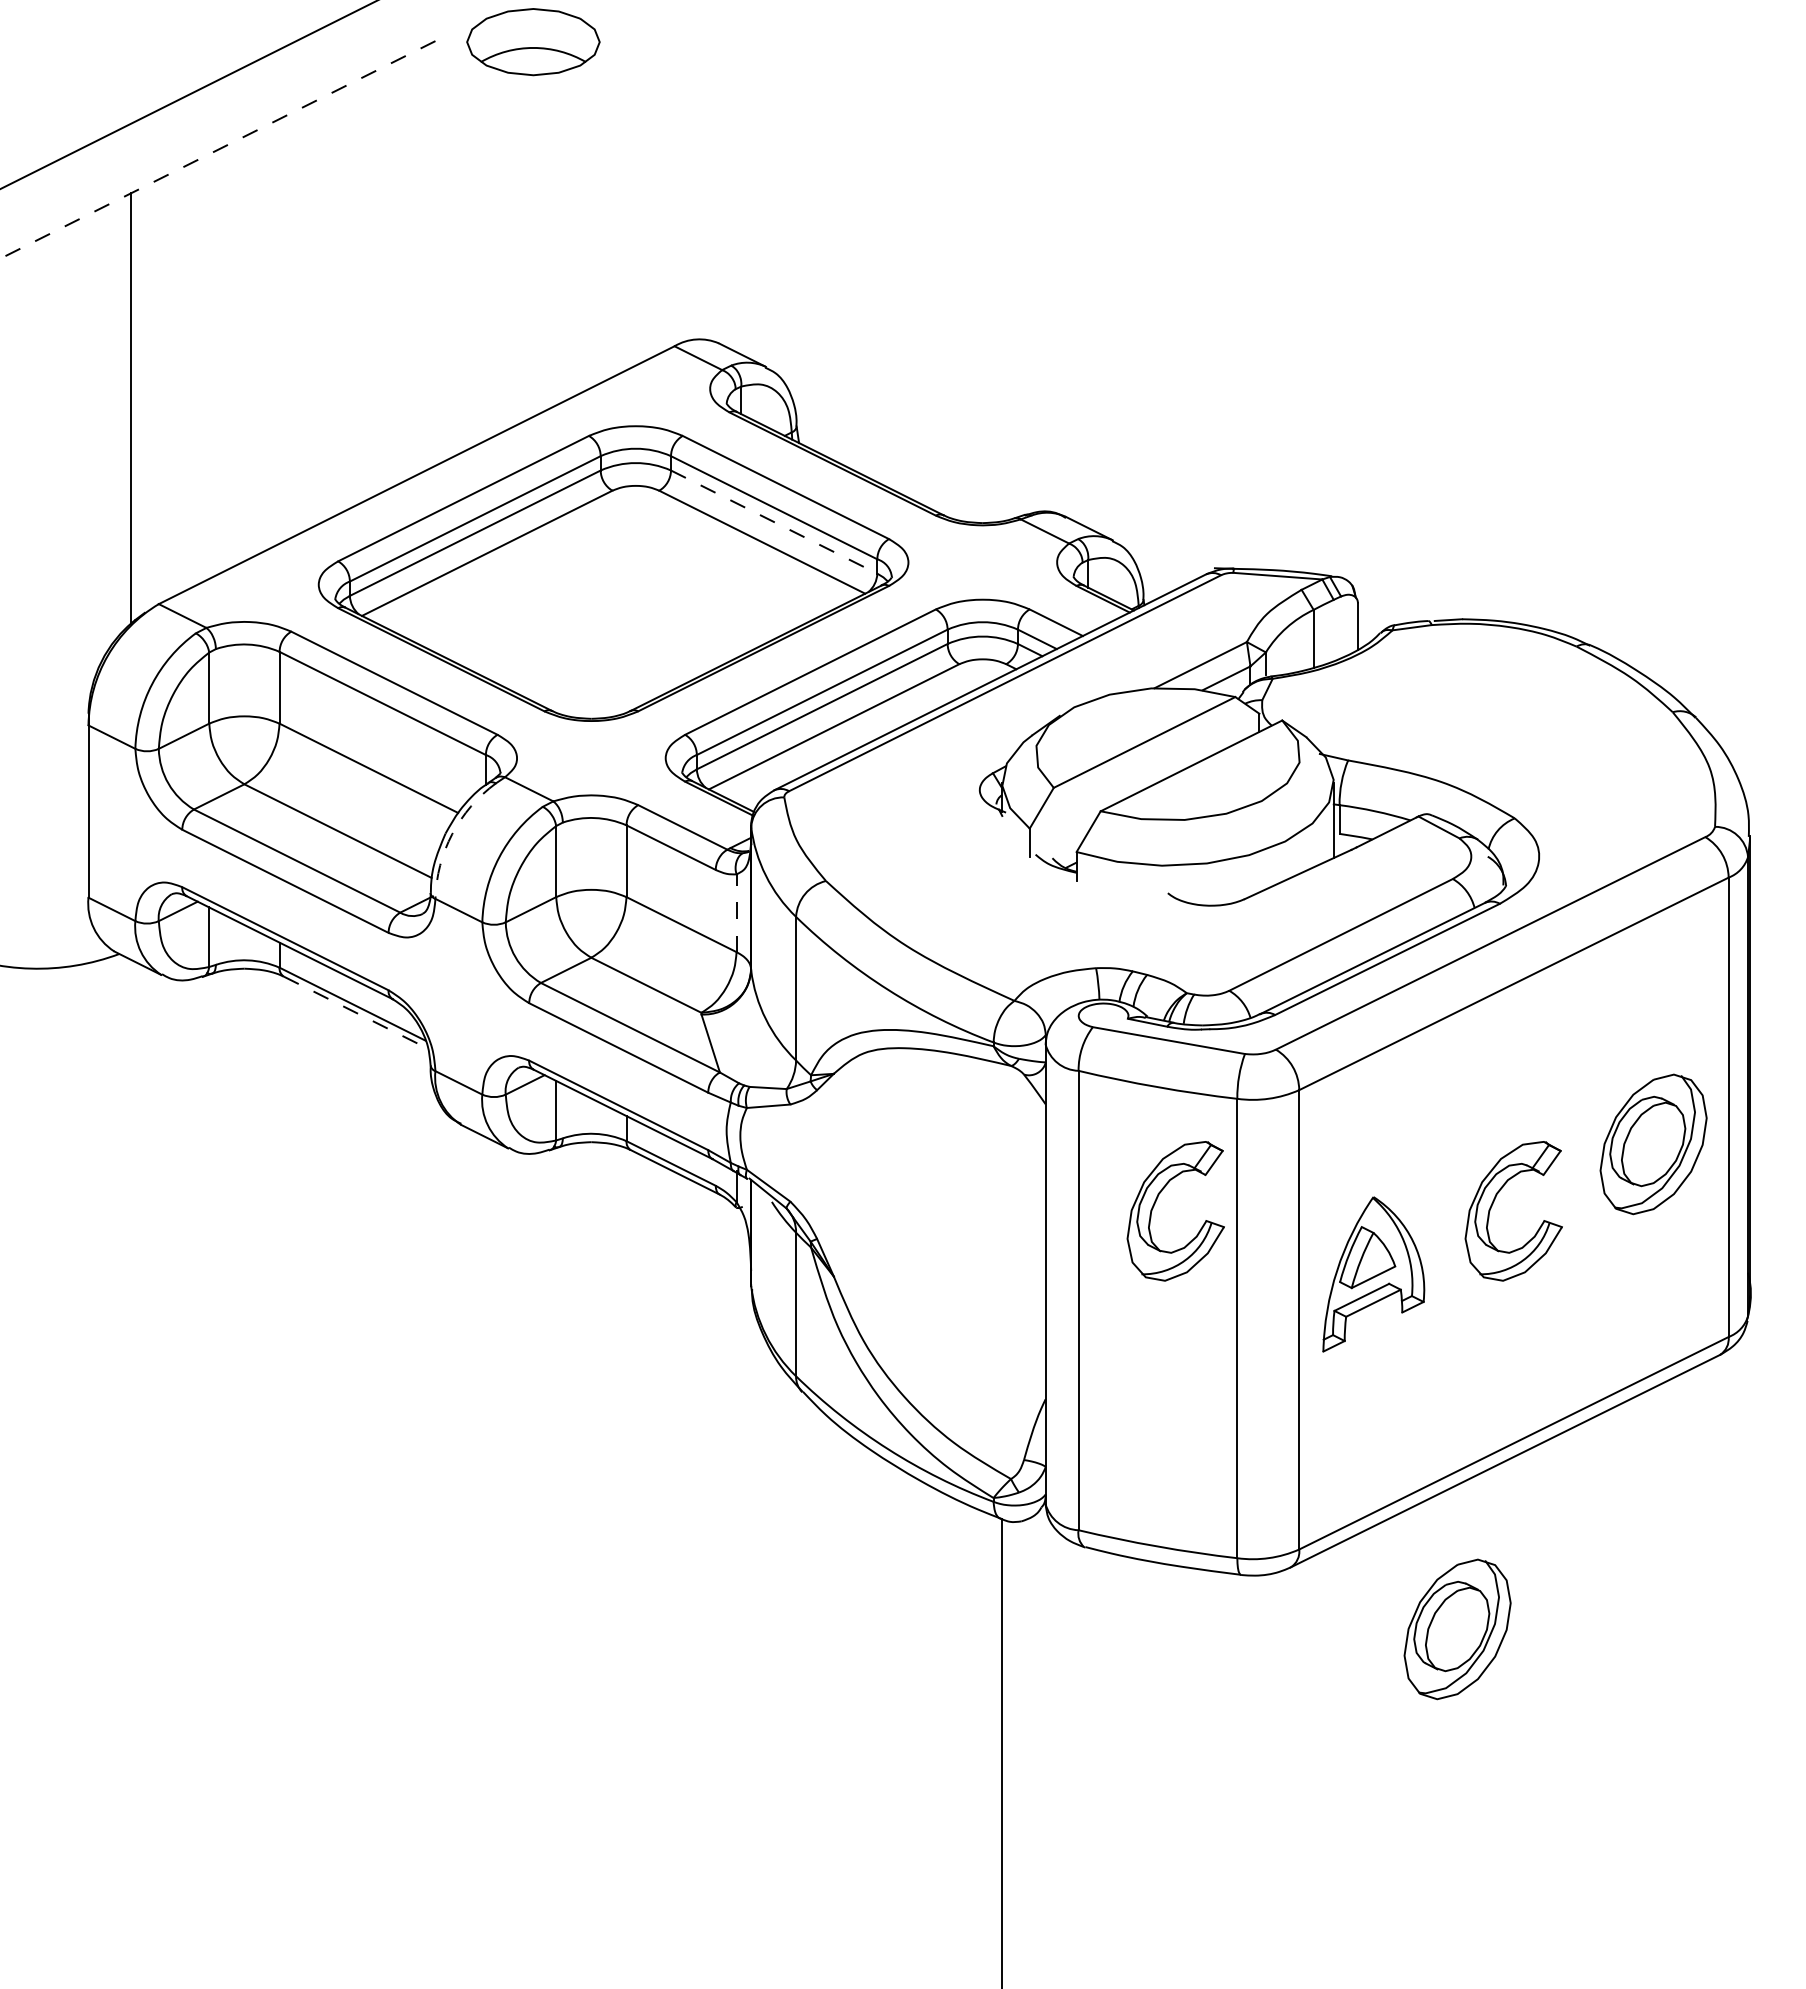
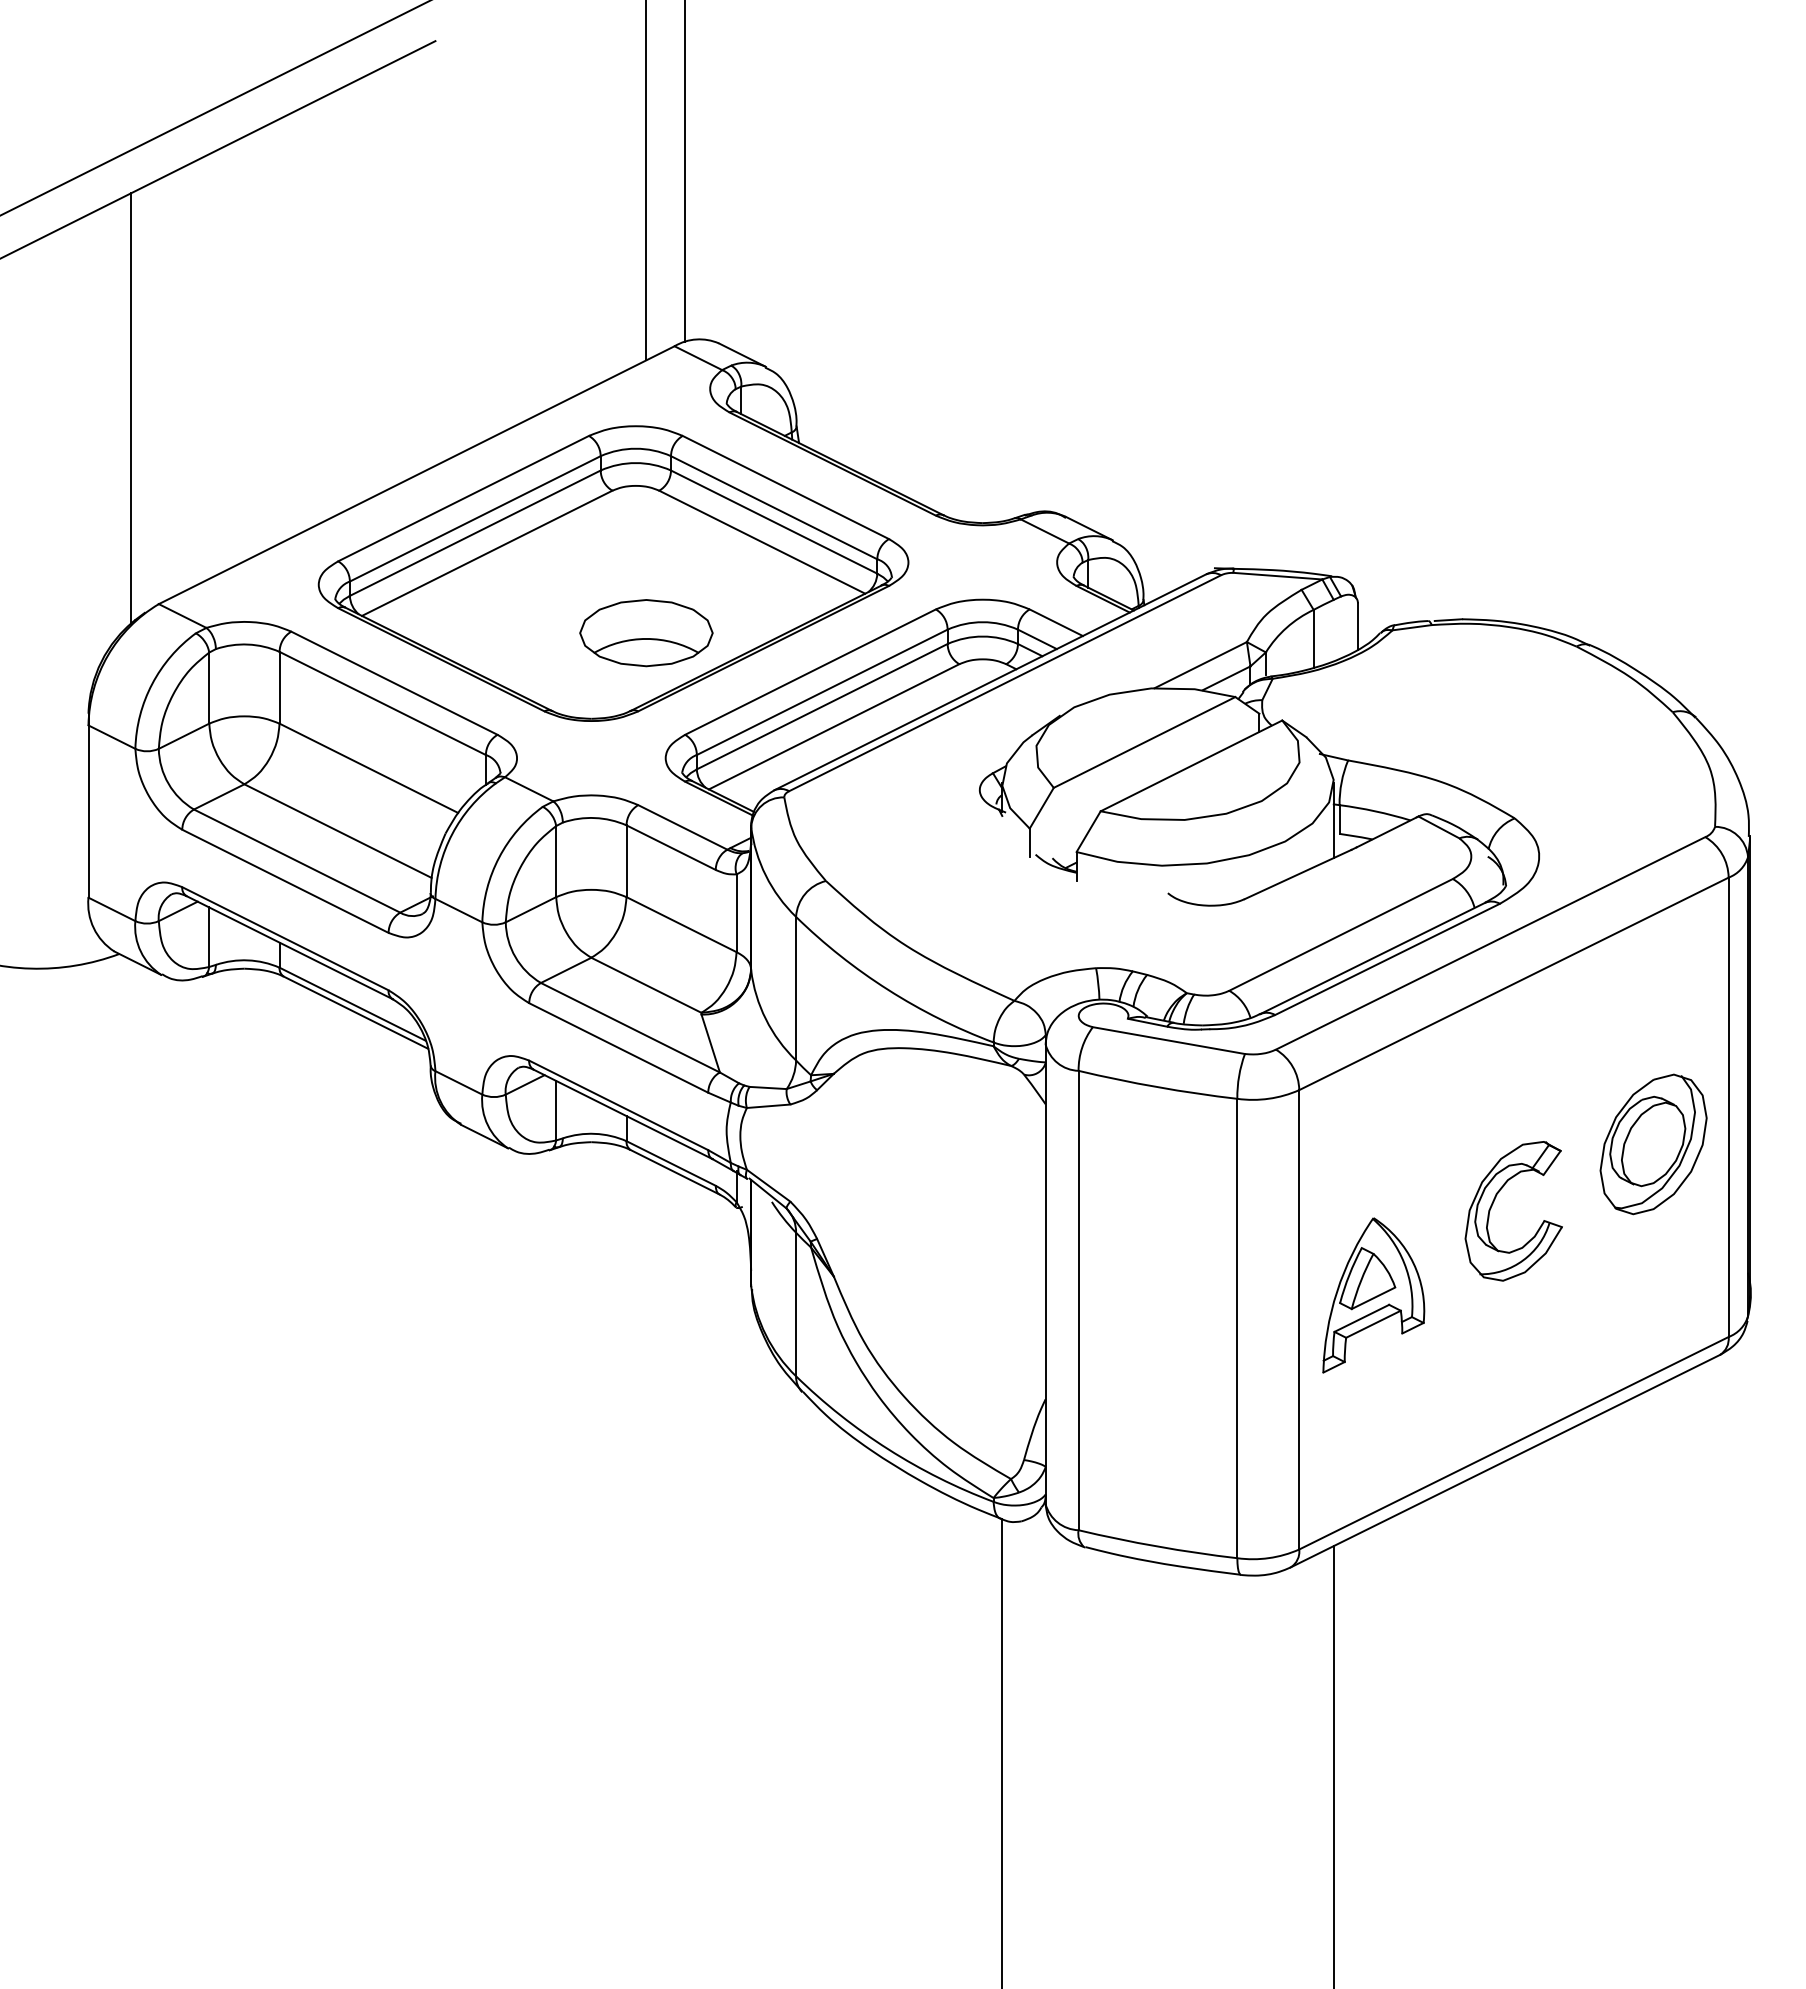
part position: (533, 42) -> (646, 633) (646, 633)
line position: (188, 95) -> (214, 108) (214, 108)
line: dashed -> solid (217, 150)
line: none -> present (685, 171)
line: none -> present (646, 181)
line: dashed -> solid (774, 522)
arc: dashed -> solid (452, 834)
line: dashed -> solid (736, 913)
line: dashed -> solid (356, 1012)
part: present -> none (1155, 1204)
part position: (1373, 1274) -> (1373, 1295) (1373, 1295)
part: present -> none (1457, 1629)
line: none -> present (1333, 1765)
